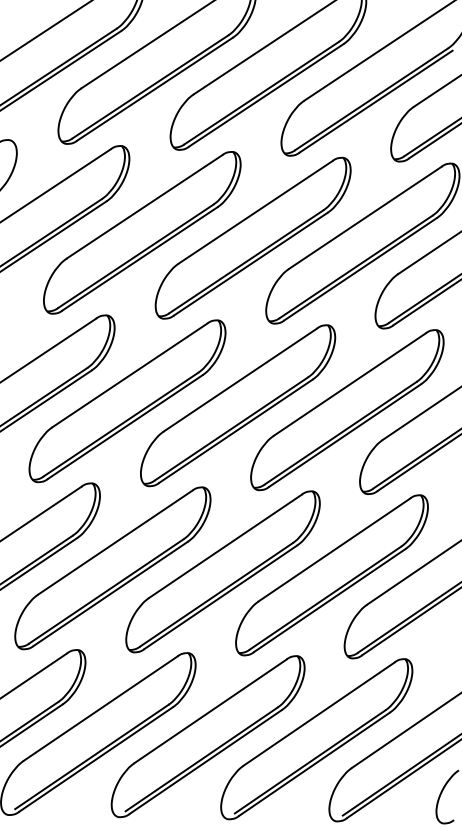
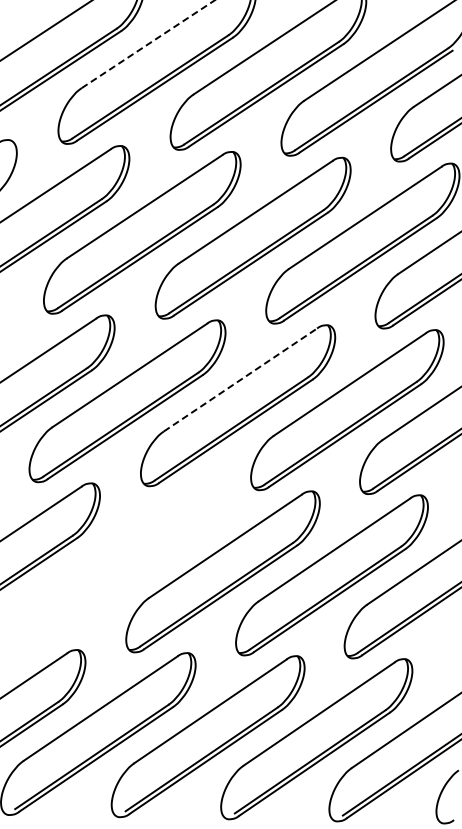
line: solid -> dashed (148, 44)
line: solid -> dashed (240, 379)
part: present -> none (112, 568)
